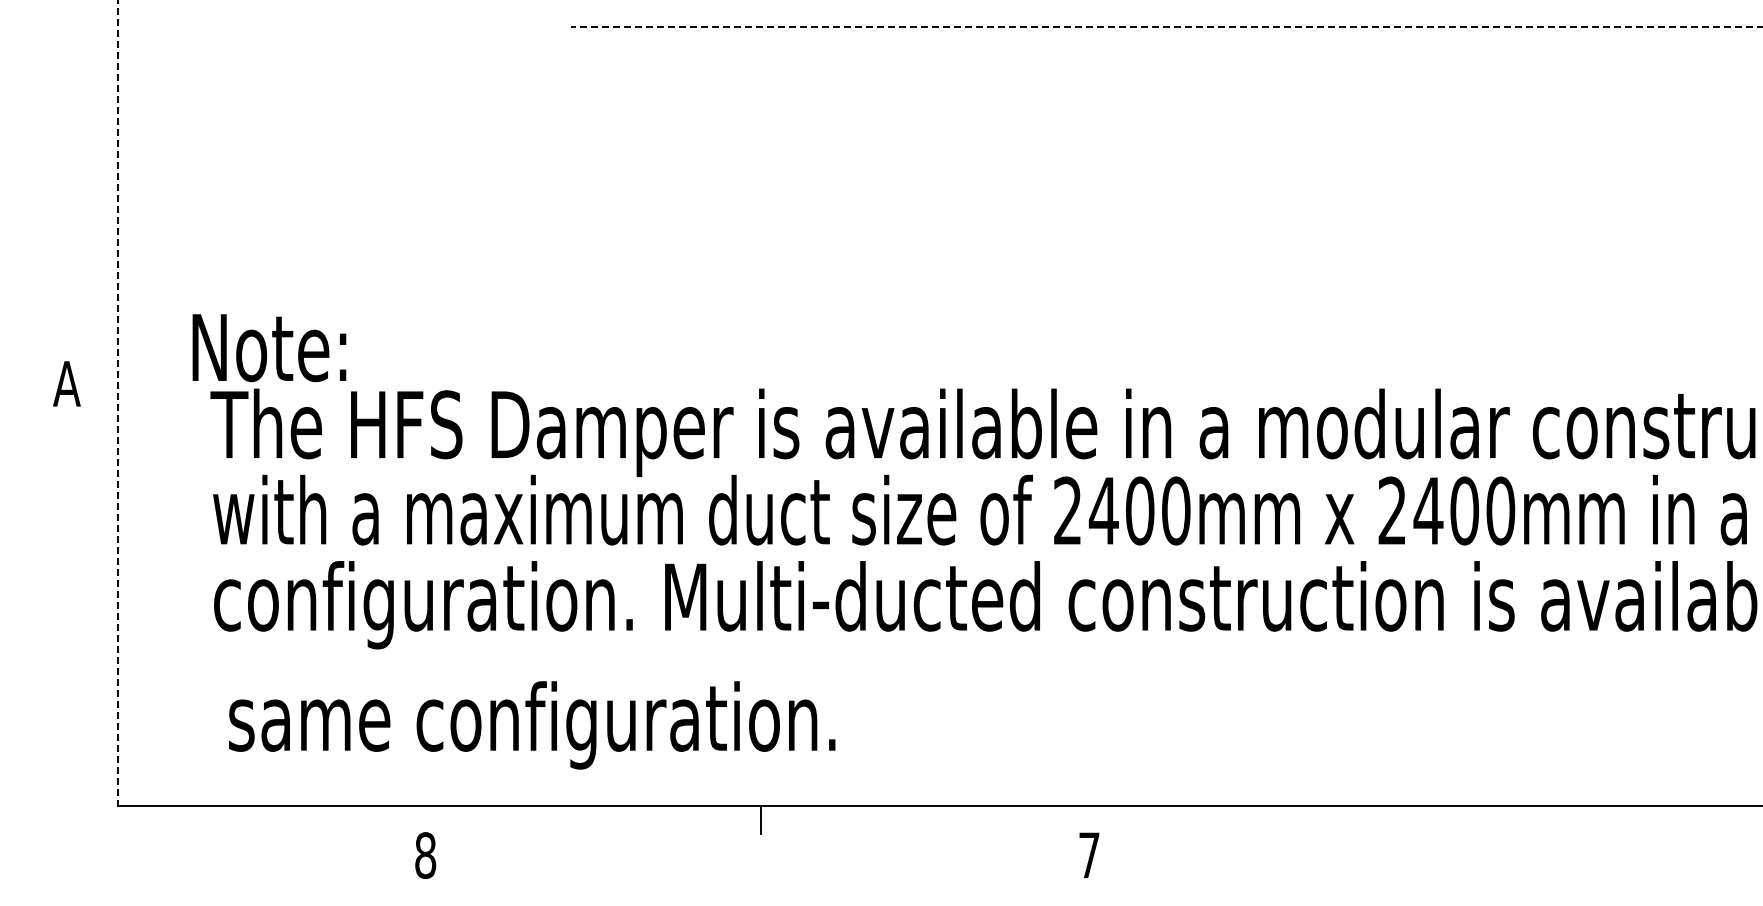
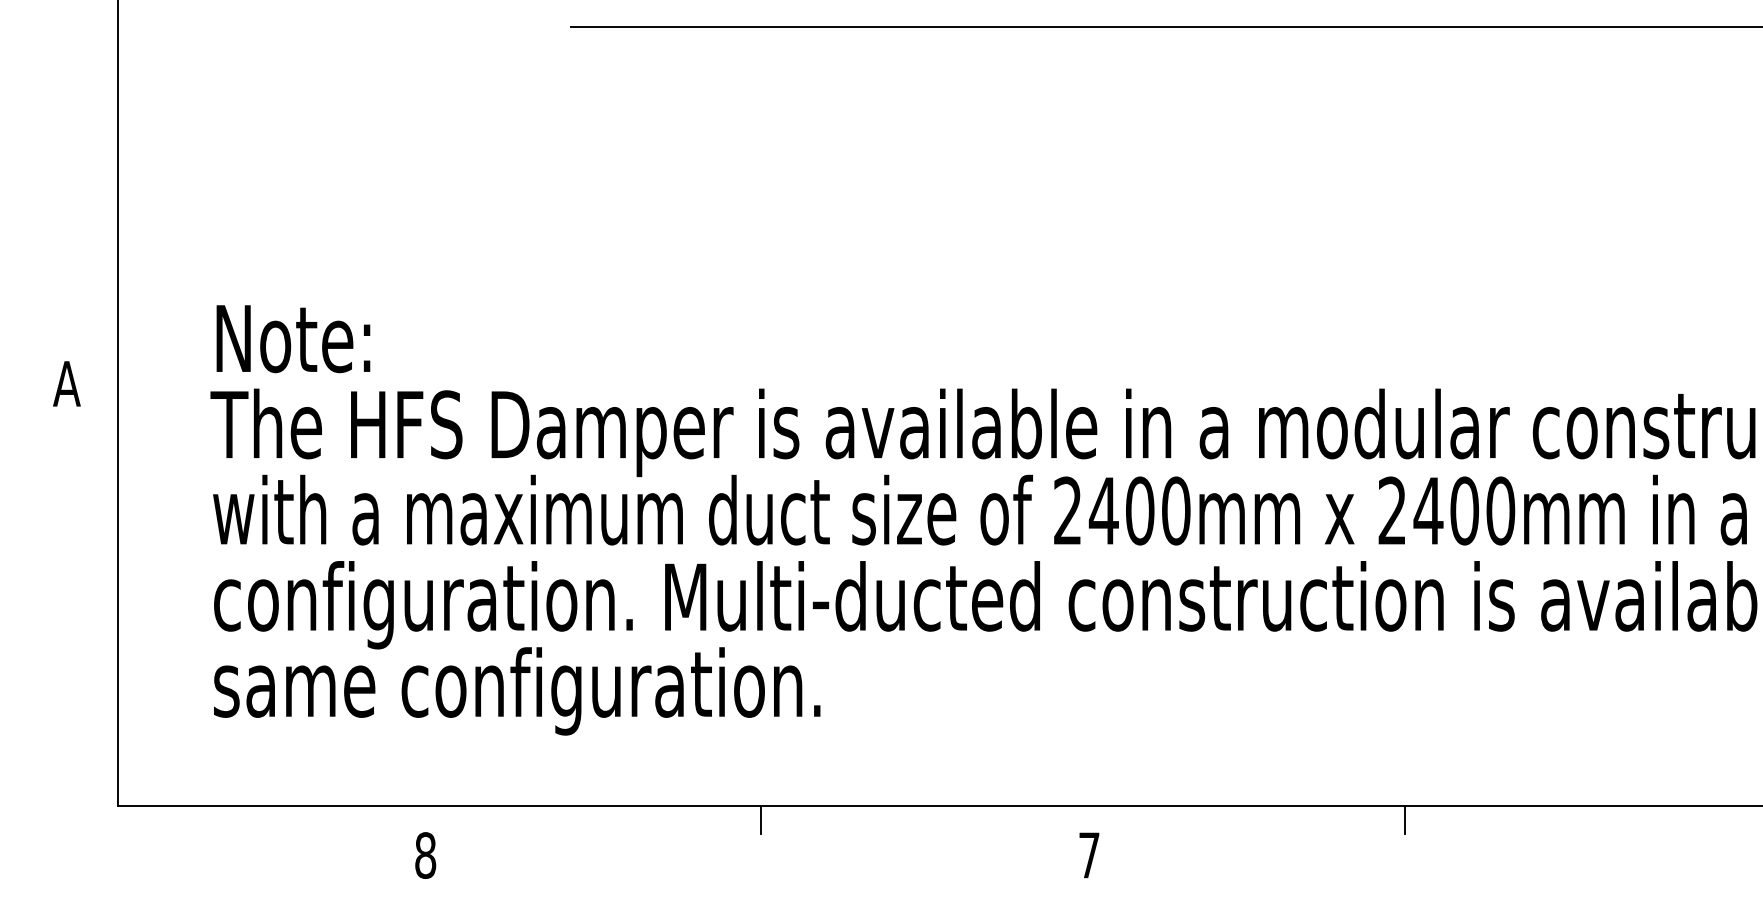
line: dashed -> solid (1166, 26)
text position: (269, 348) -> (293, 339) (293, 339)
line: dashed -> solid (118, 403)
text position: (532, 725) -> (517, 691) (517, 691)
line: none -> present (1404, 820)
